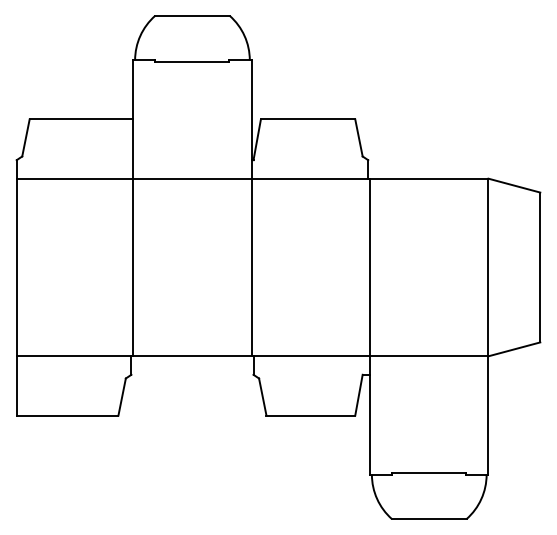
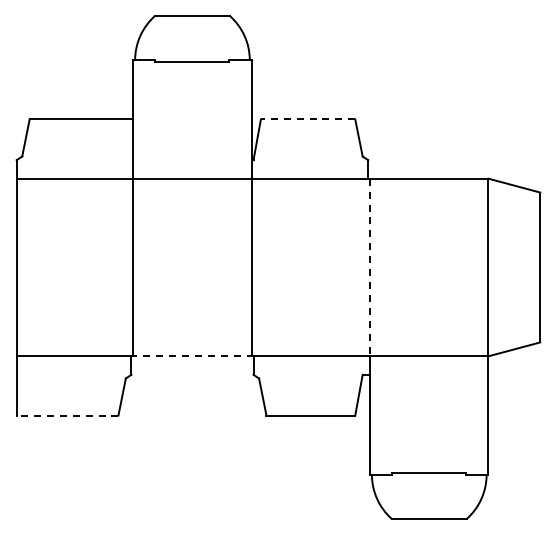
line: solid -> dashed (307, 119)
line: solid -> dashed (370, 267)
line: solid -> dashed (191, 356)
line: solid -> dashed (67, 415)
